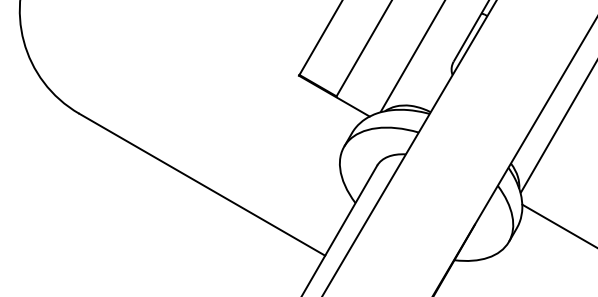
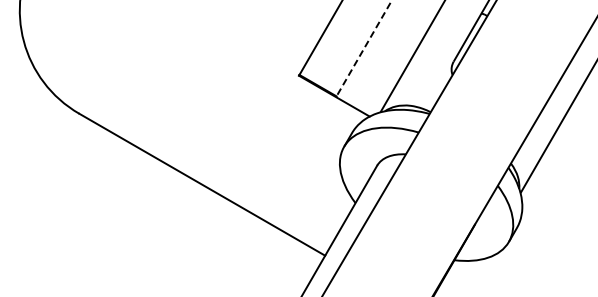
line: solid -> dashed (364, 48)
line: present -> none (558, 225)
